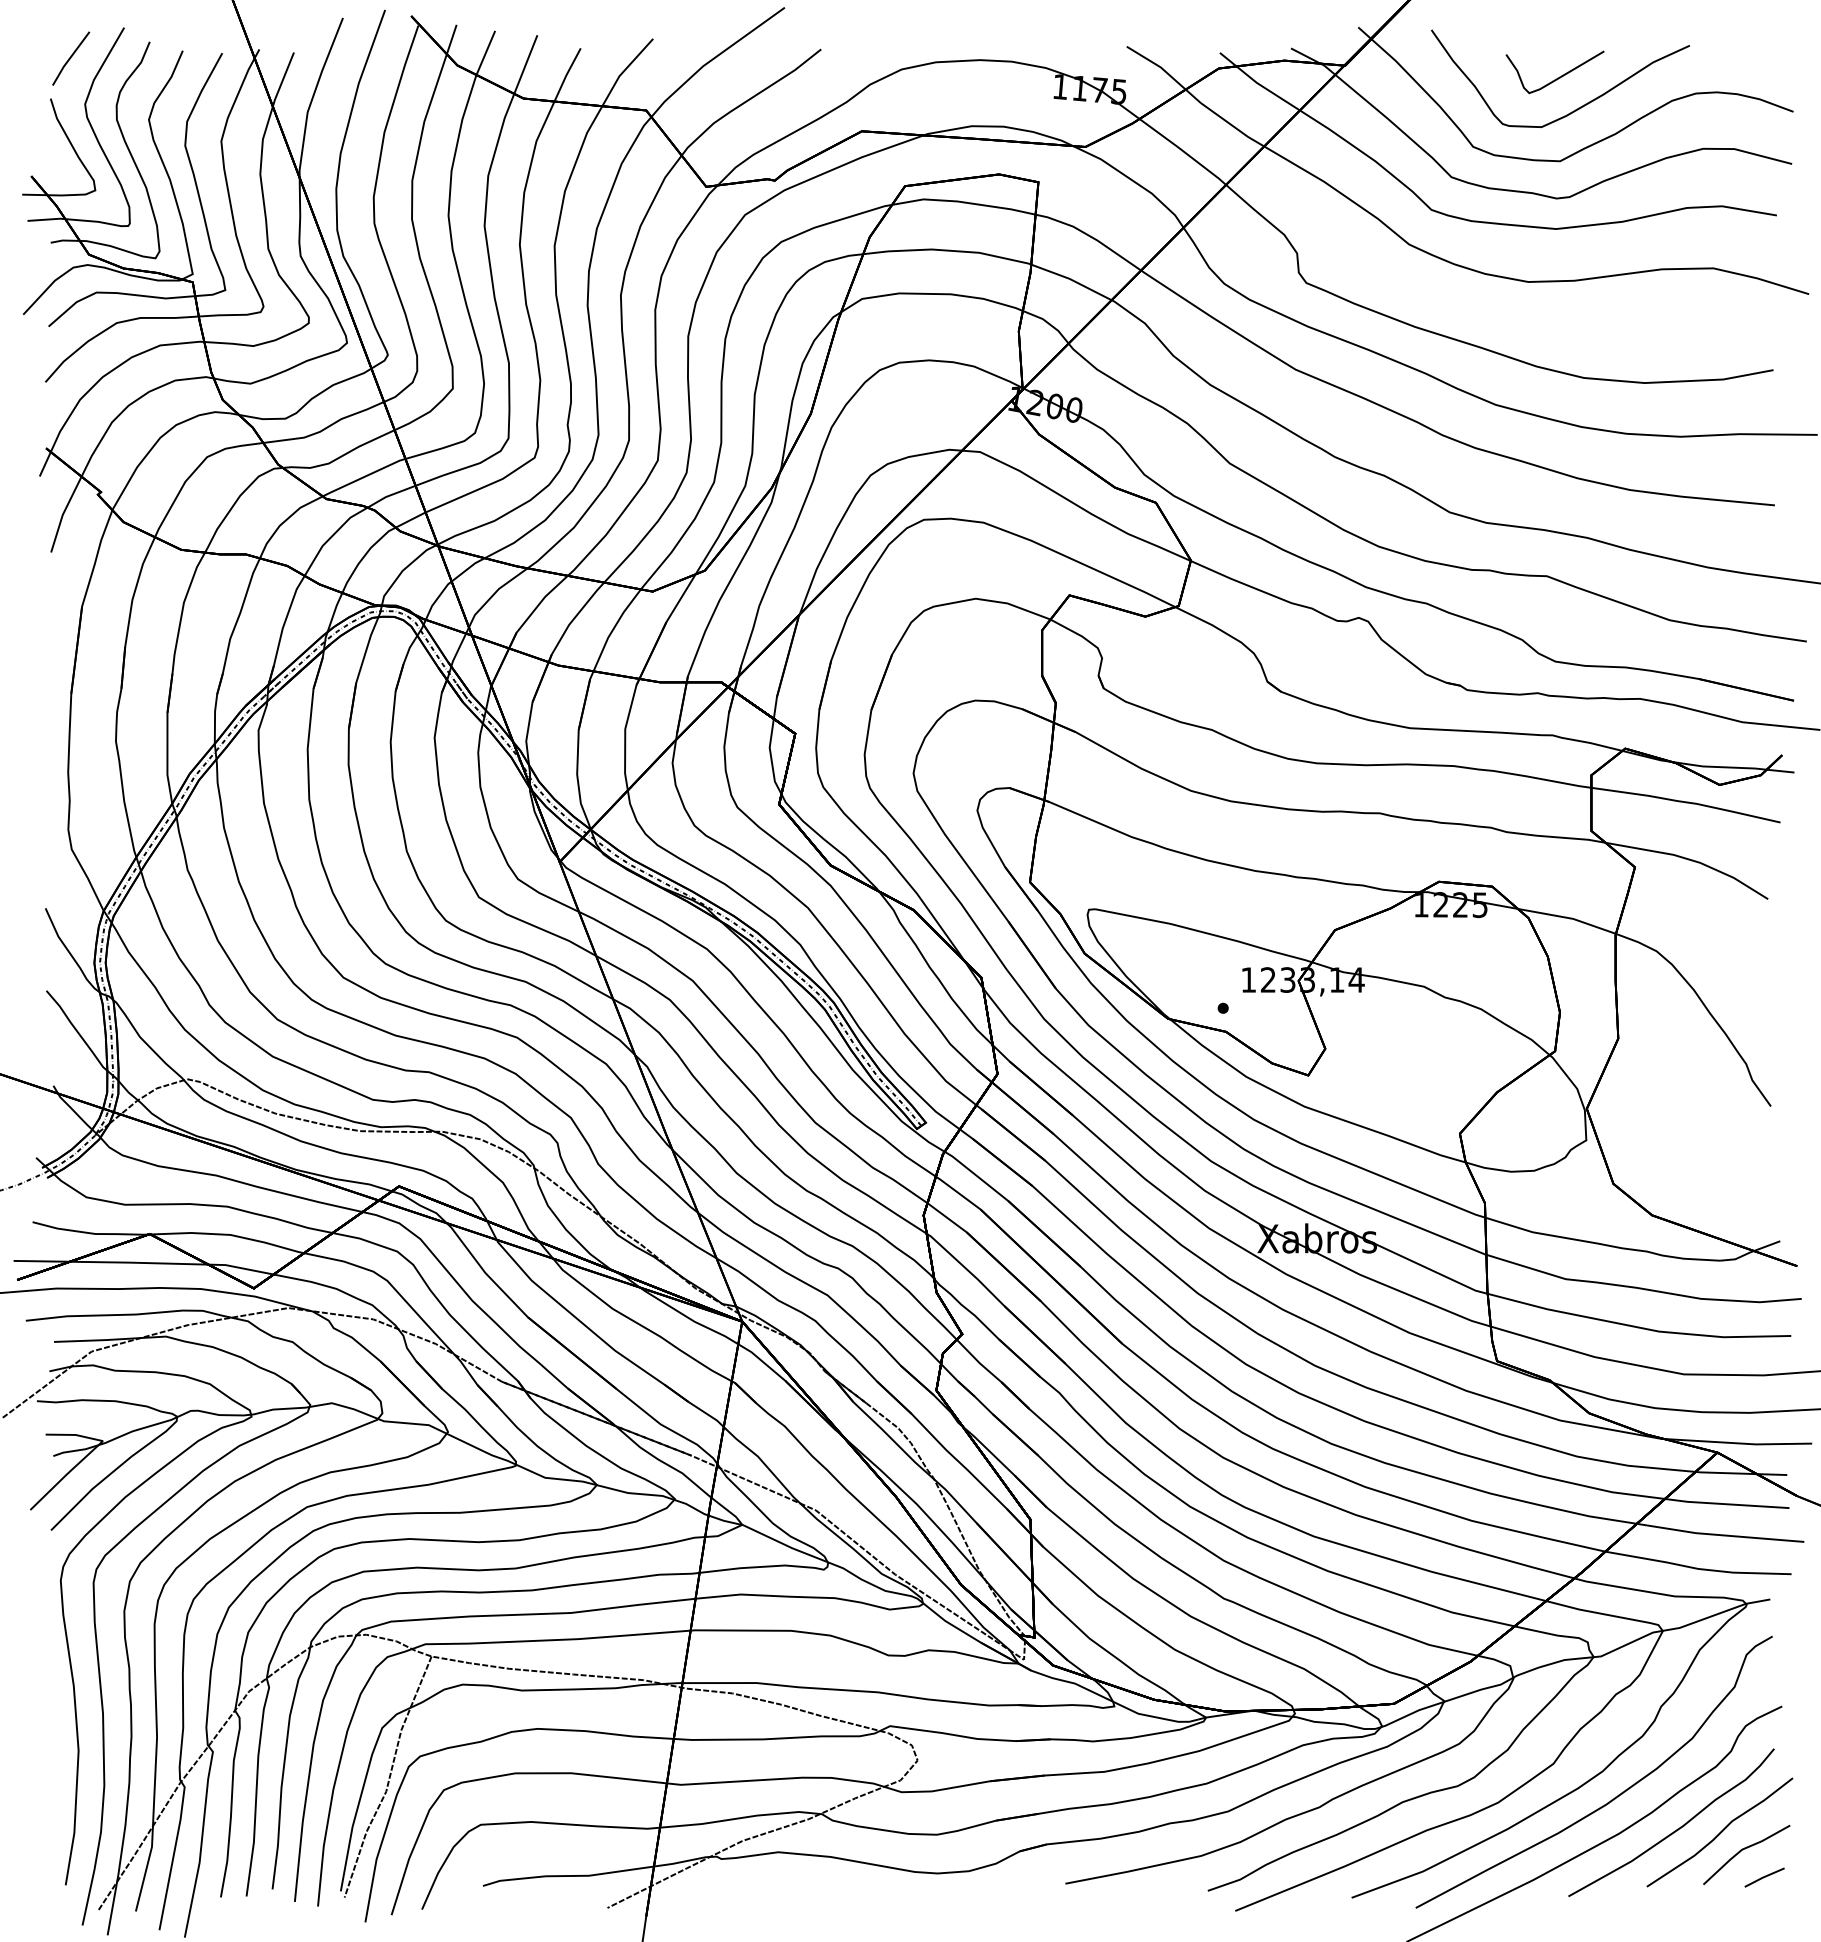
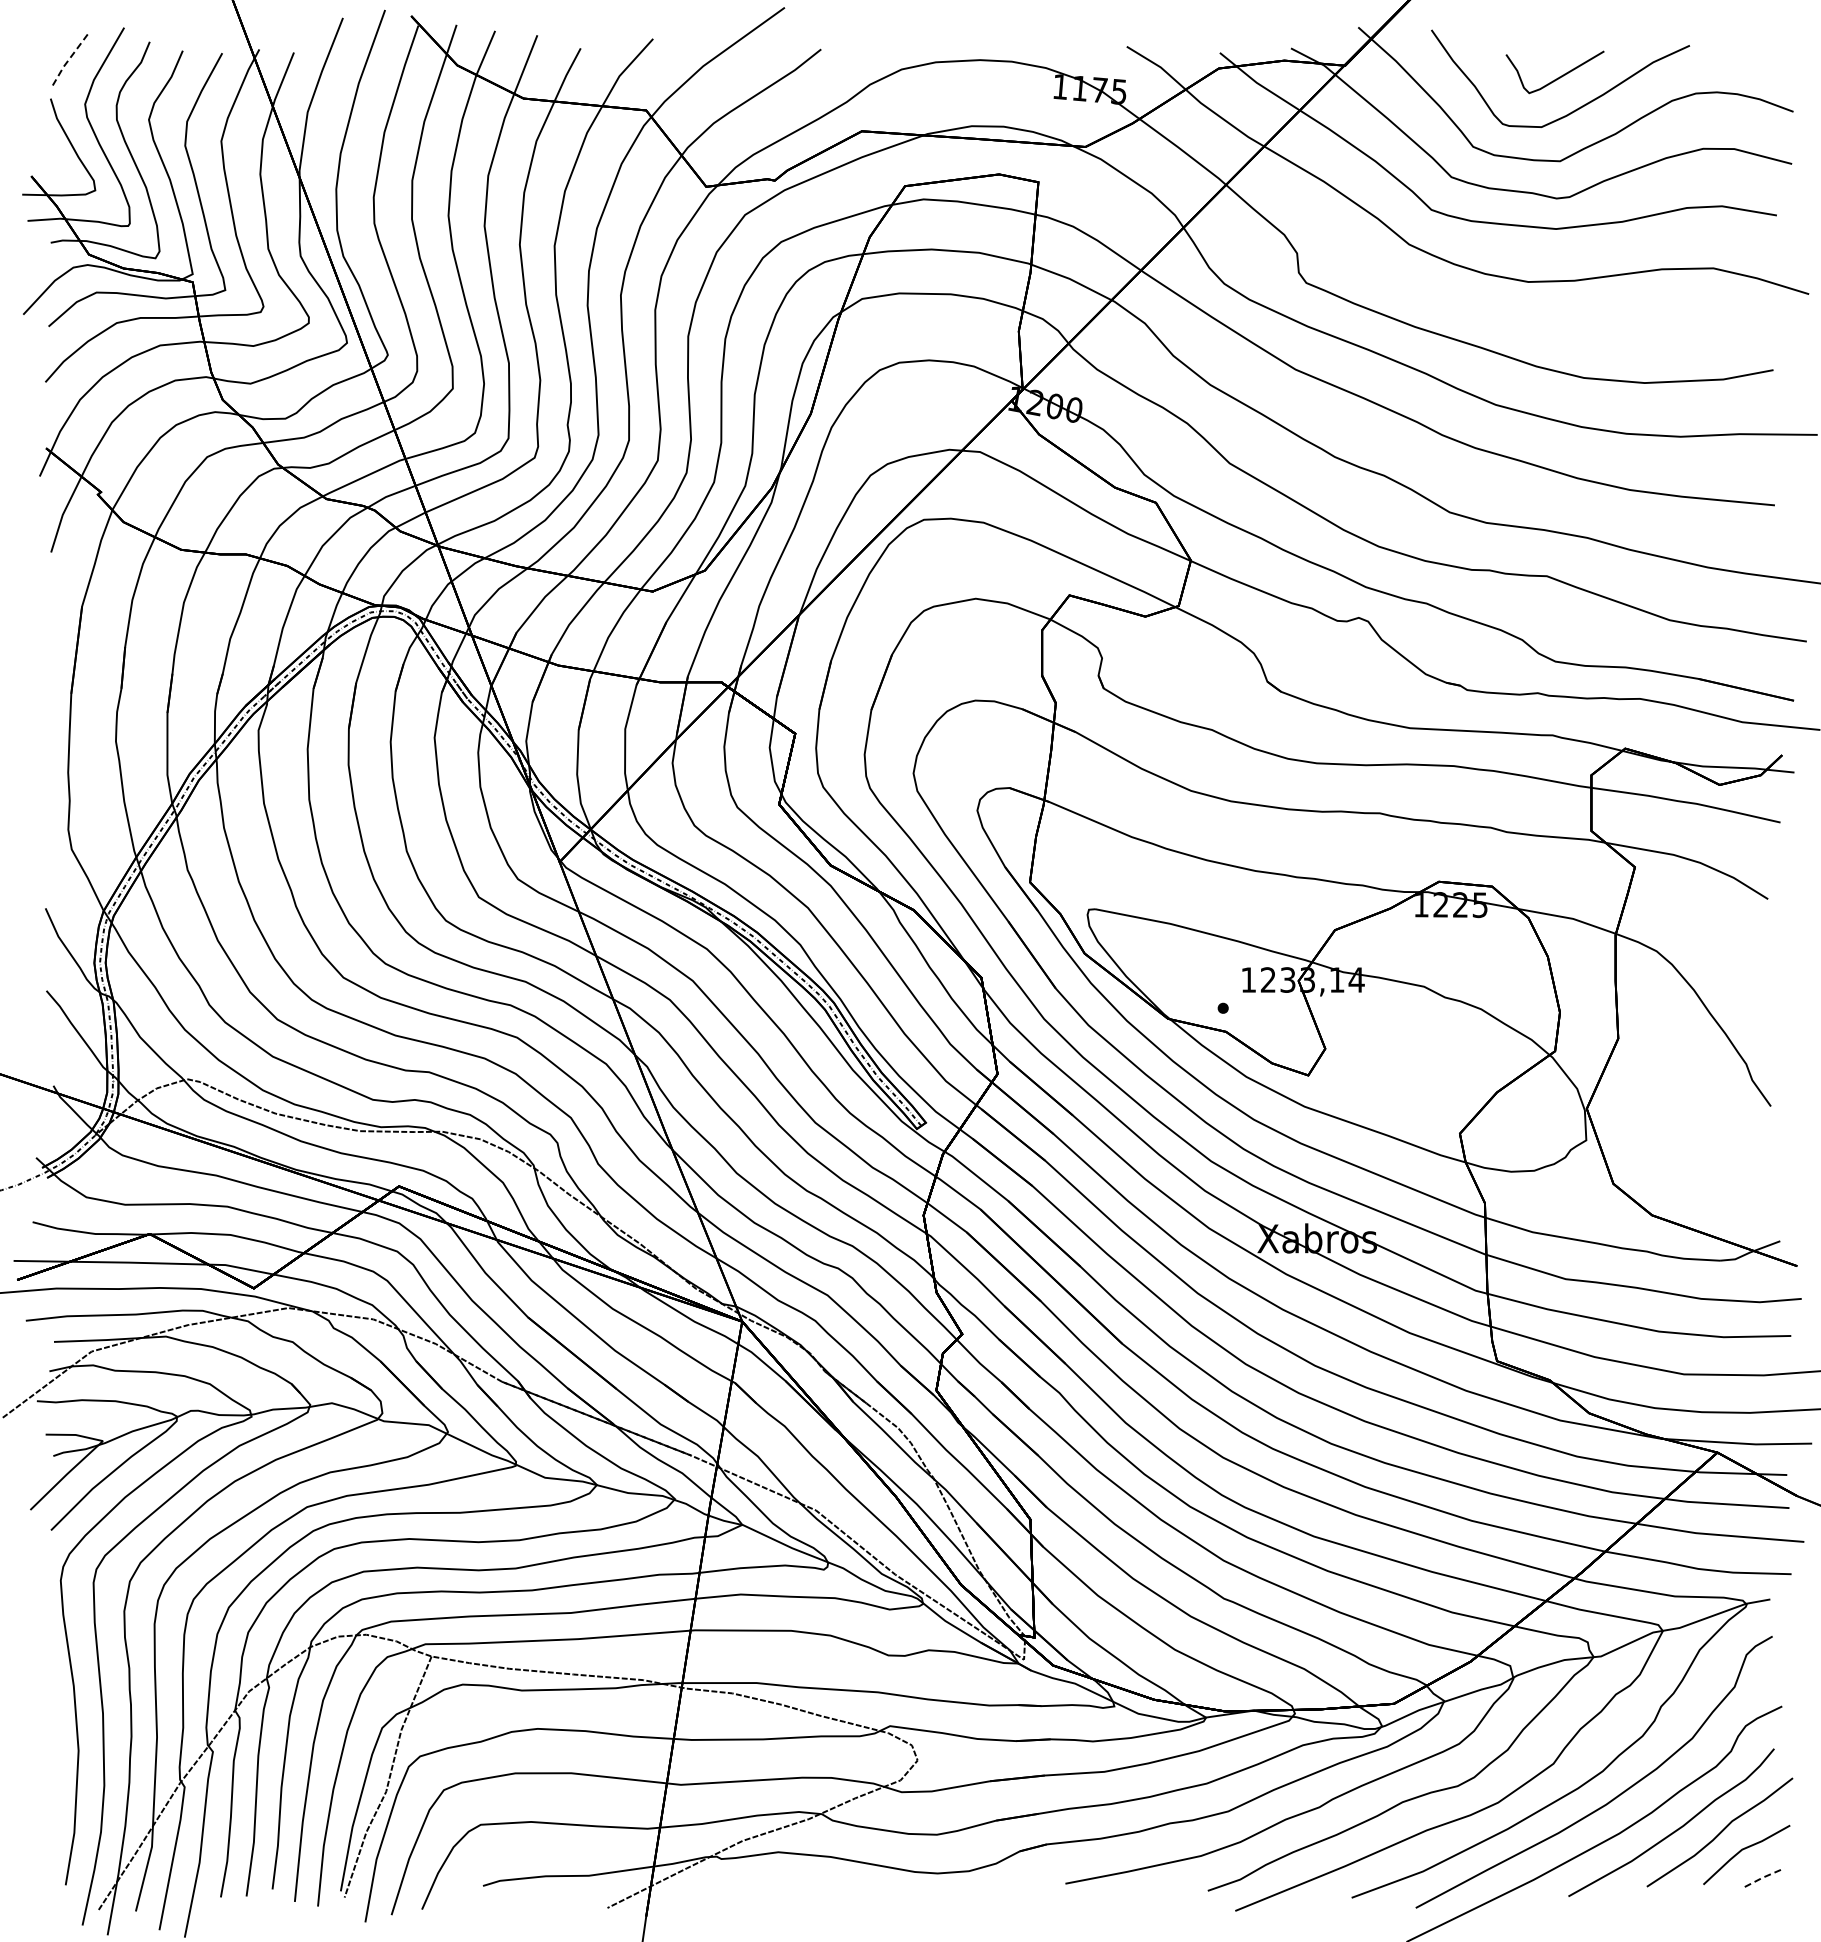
line: solid -> dashed (70, 58)
line: solid -> dashed (1763, 1877)
